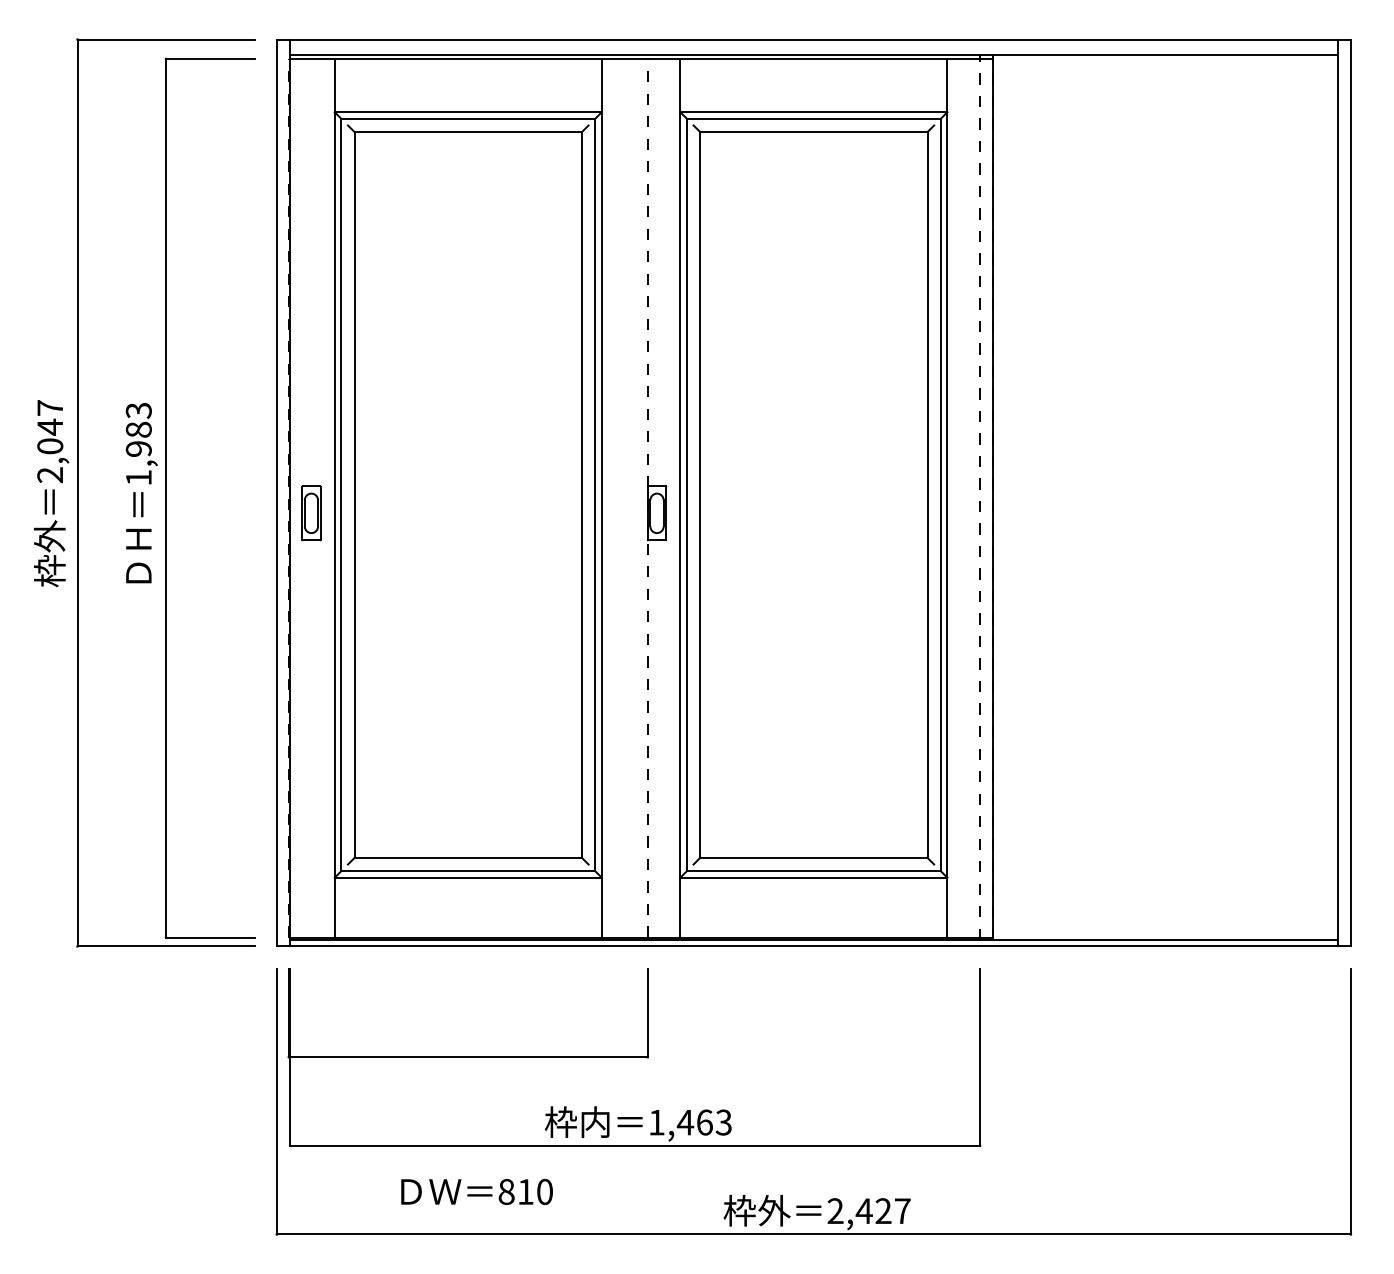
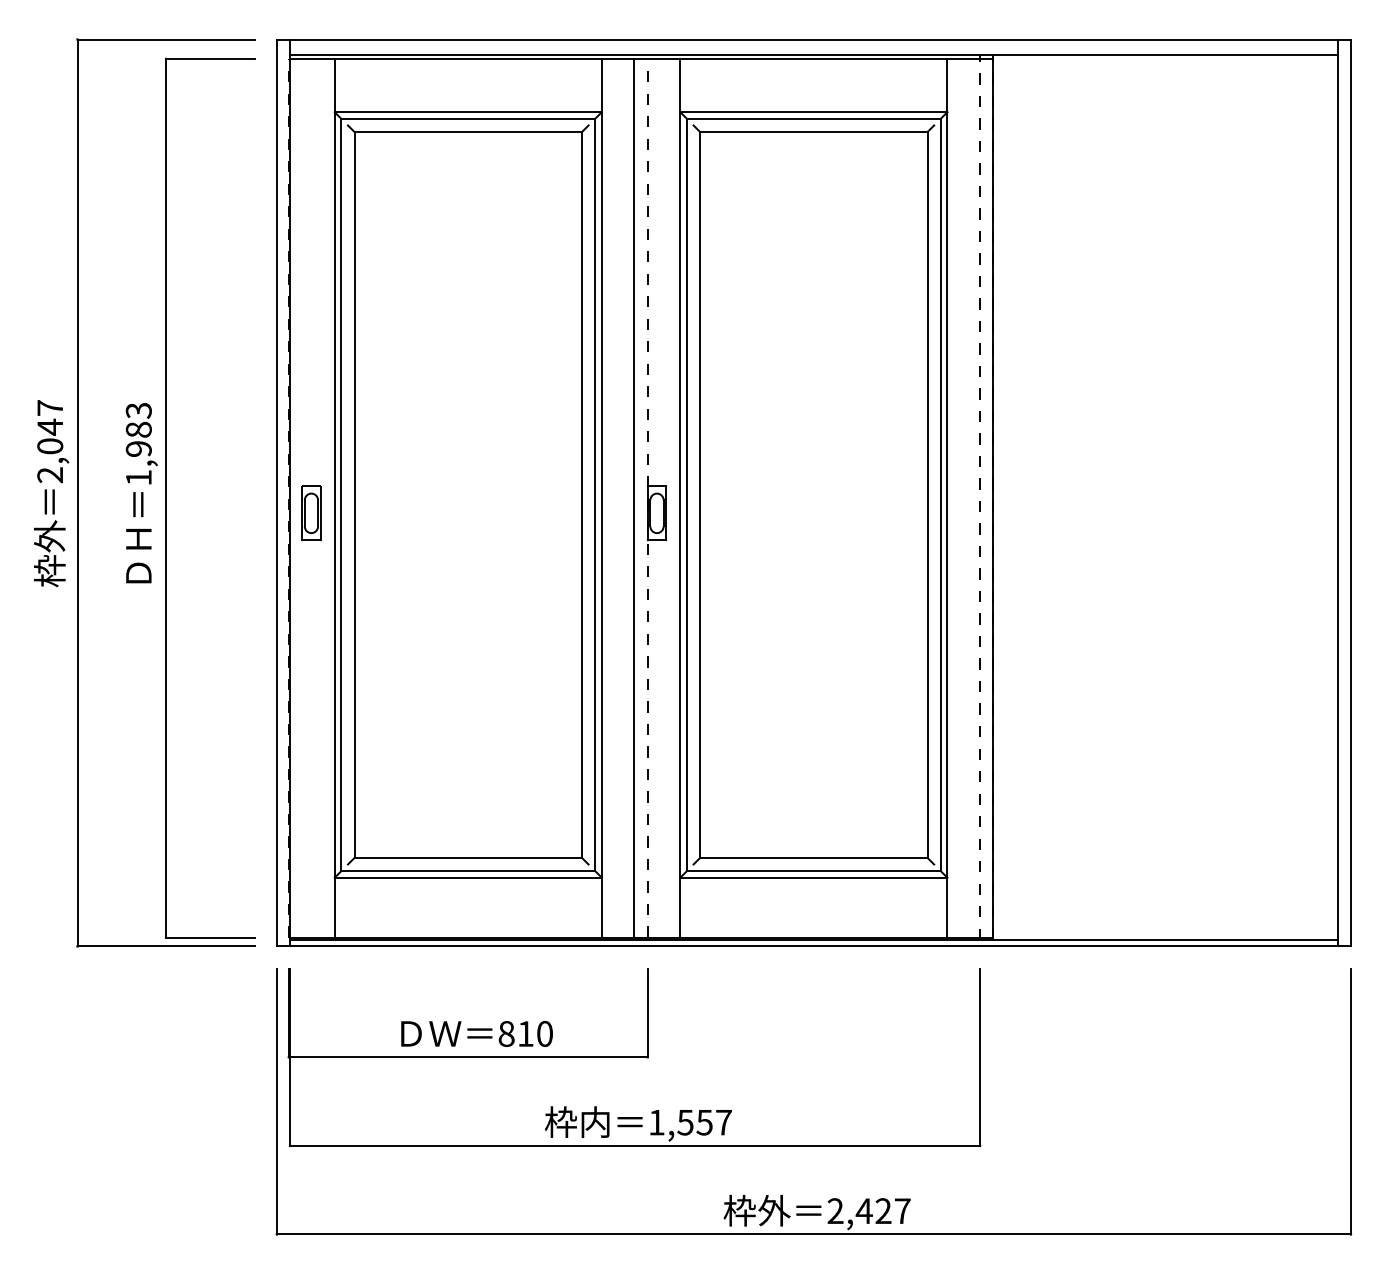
line: none -> present (634, 498)
text: 1,463 -> 1,557 (703, 1122)
text position: (476, 1191) -> (476, 1033) (476, 1033)
